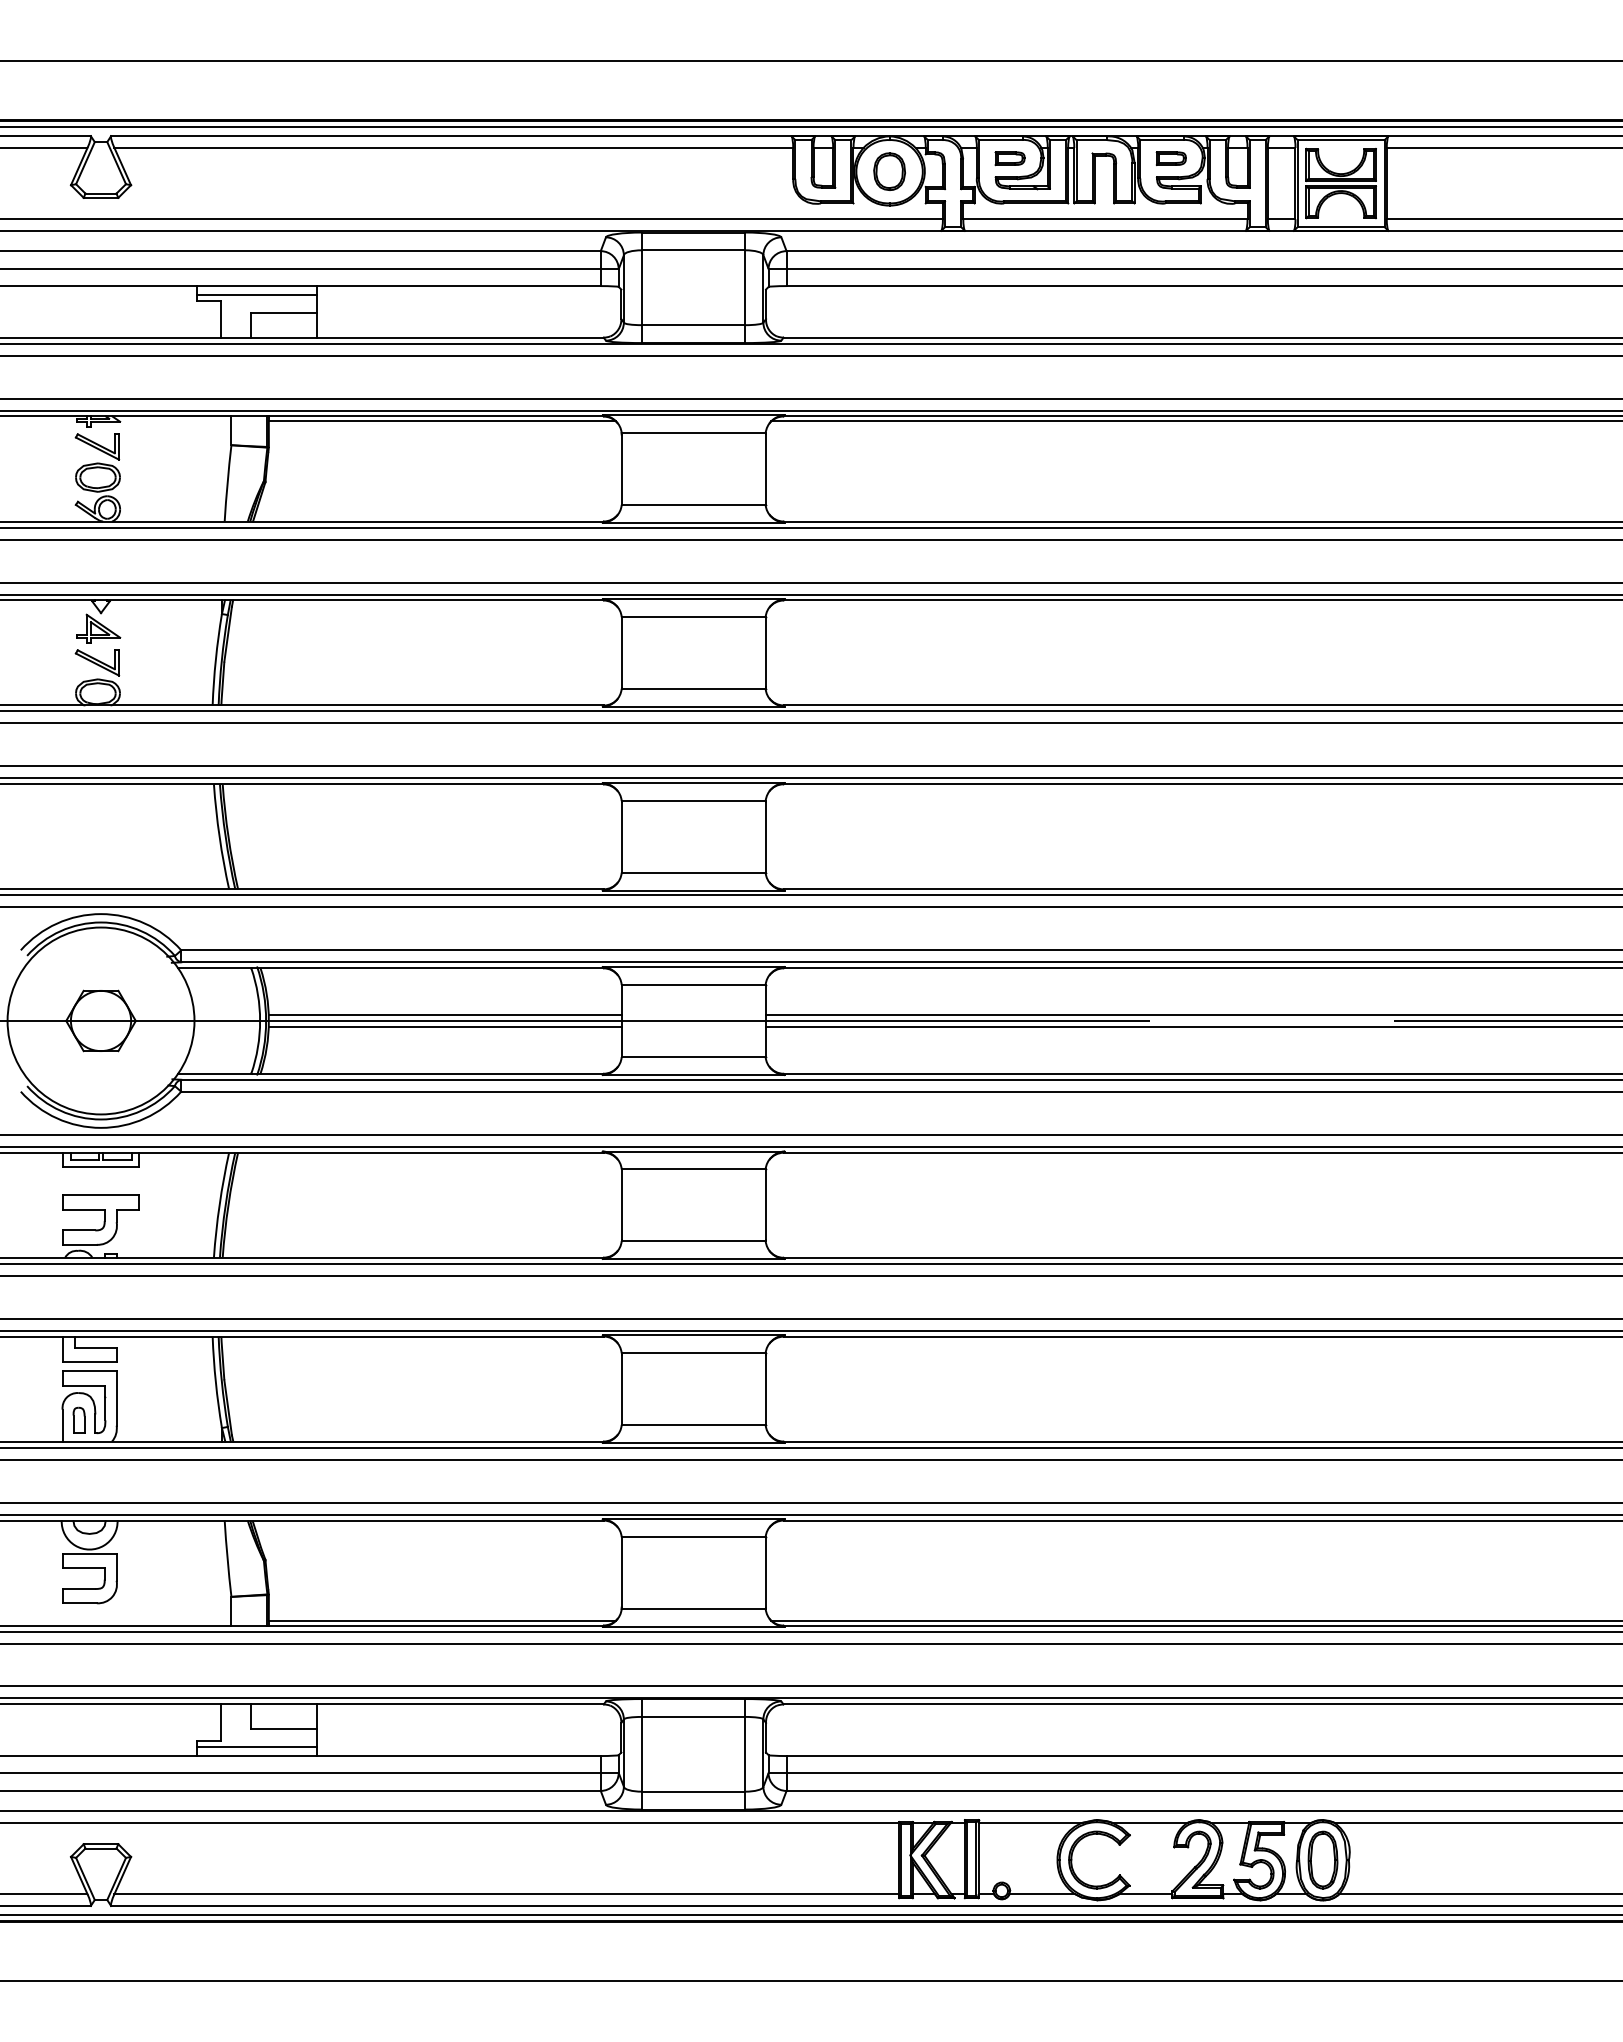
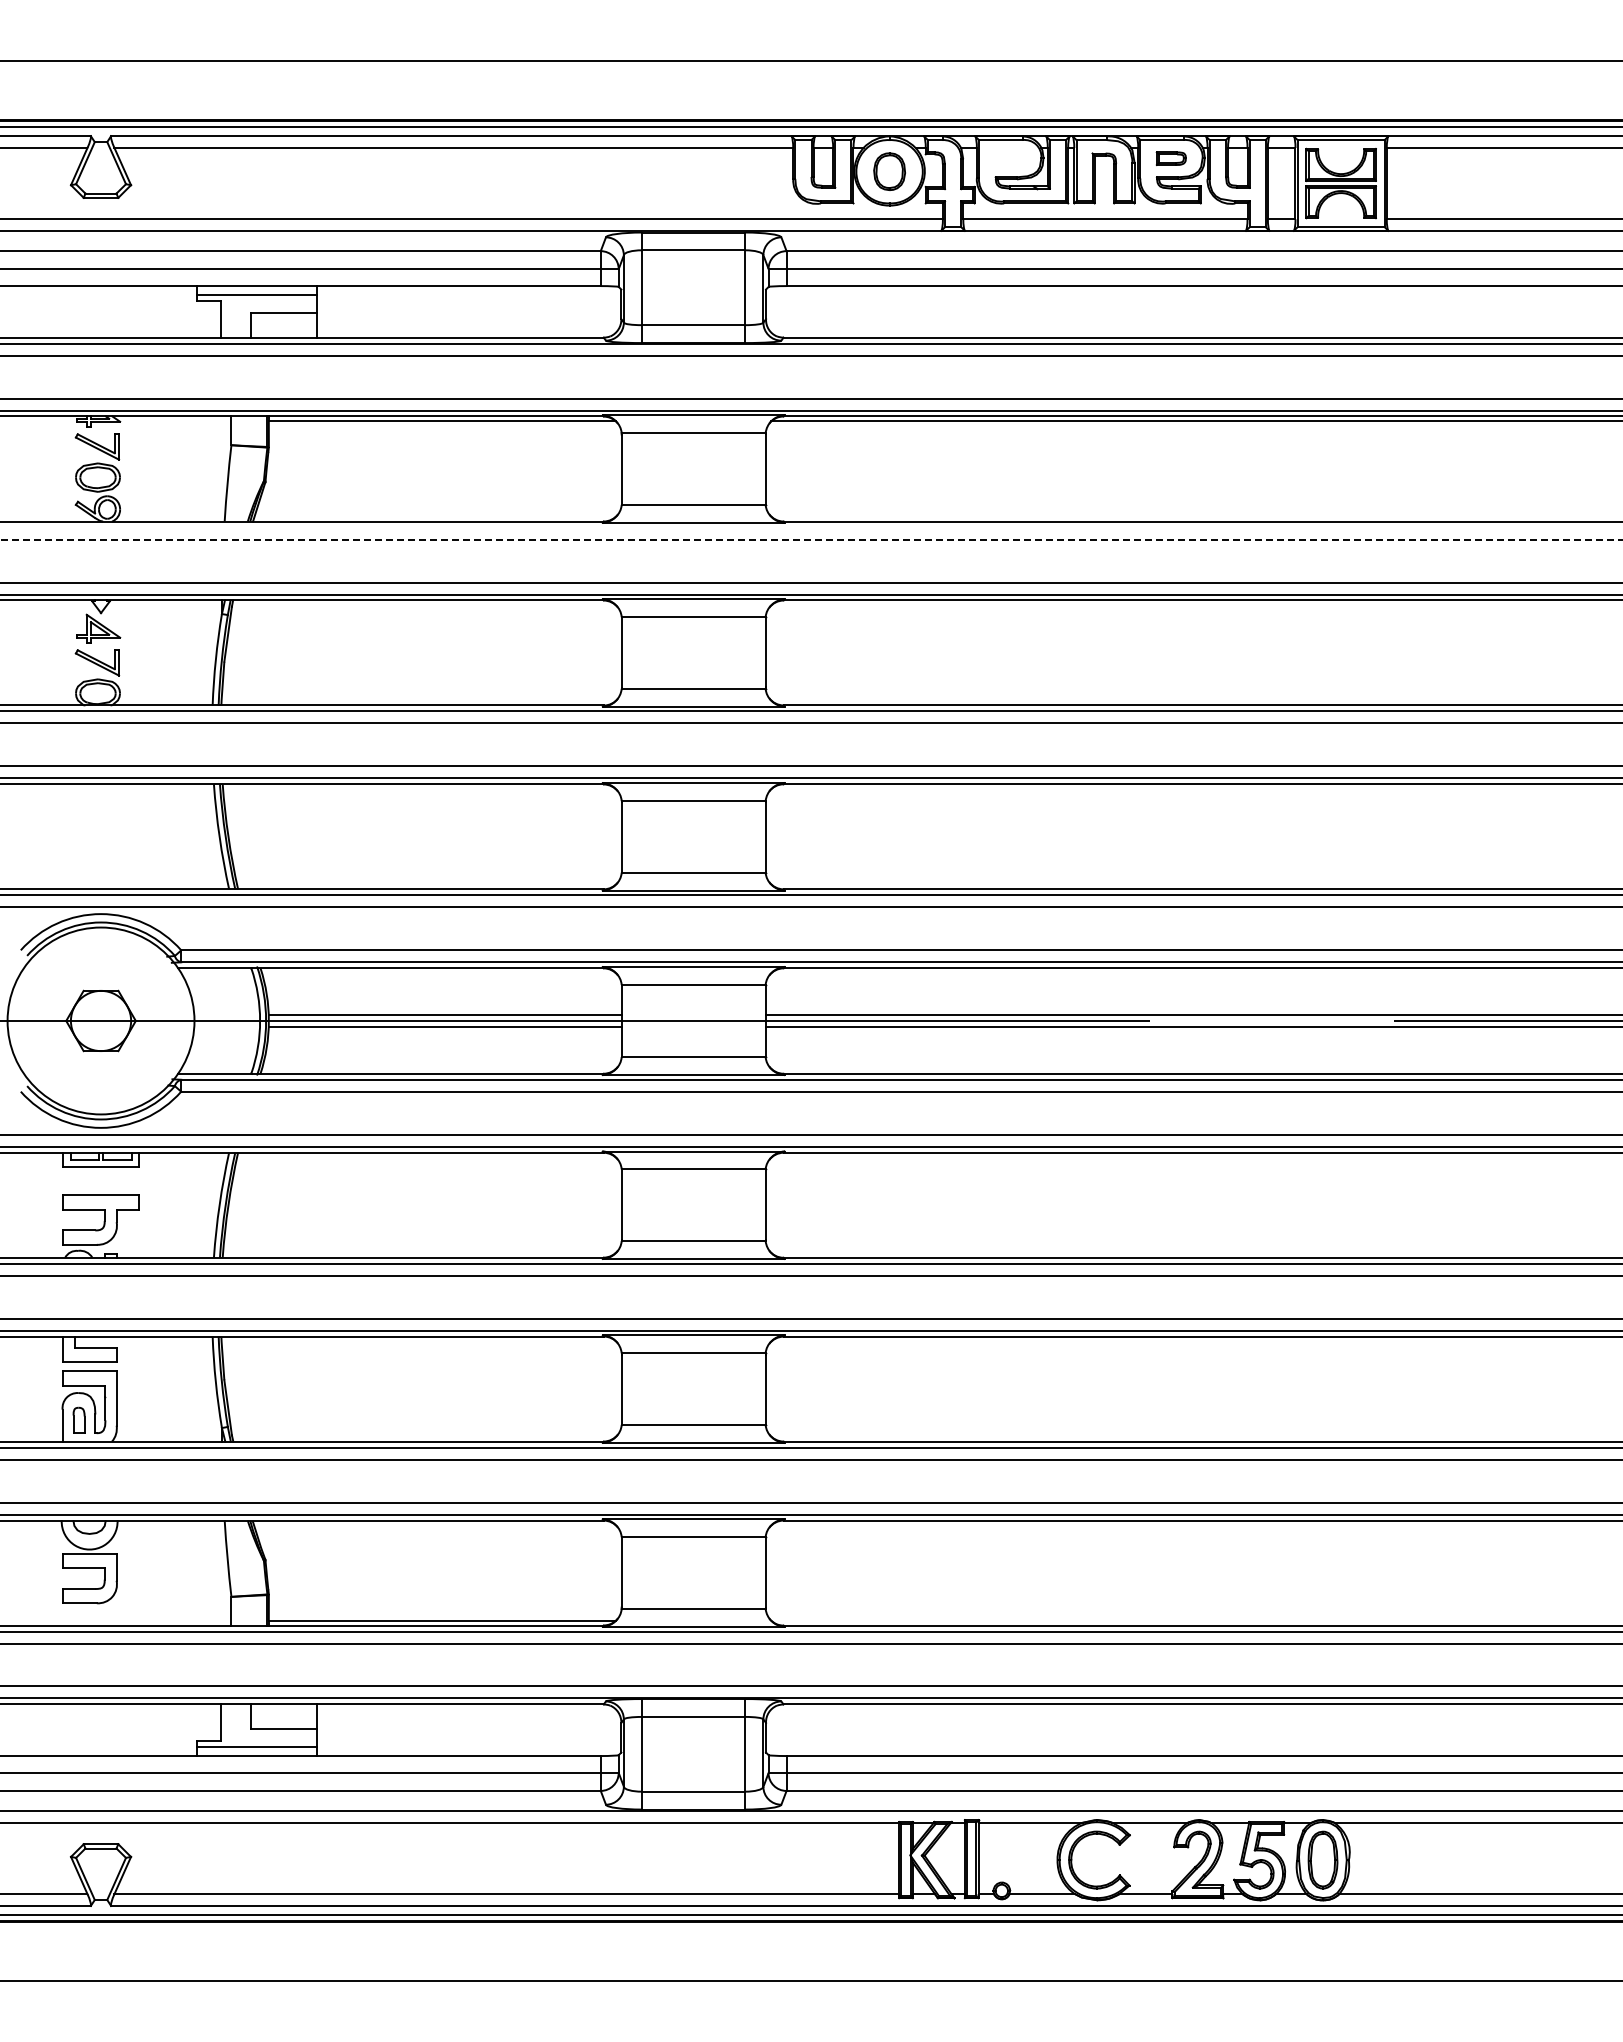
part: present -> none (1009, 158)
line: present -> none (810, 527)
line: solid -> dashed (811, 539)
line: present -> none (1195, 1620)
